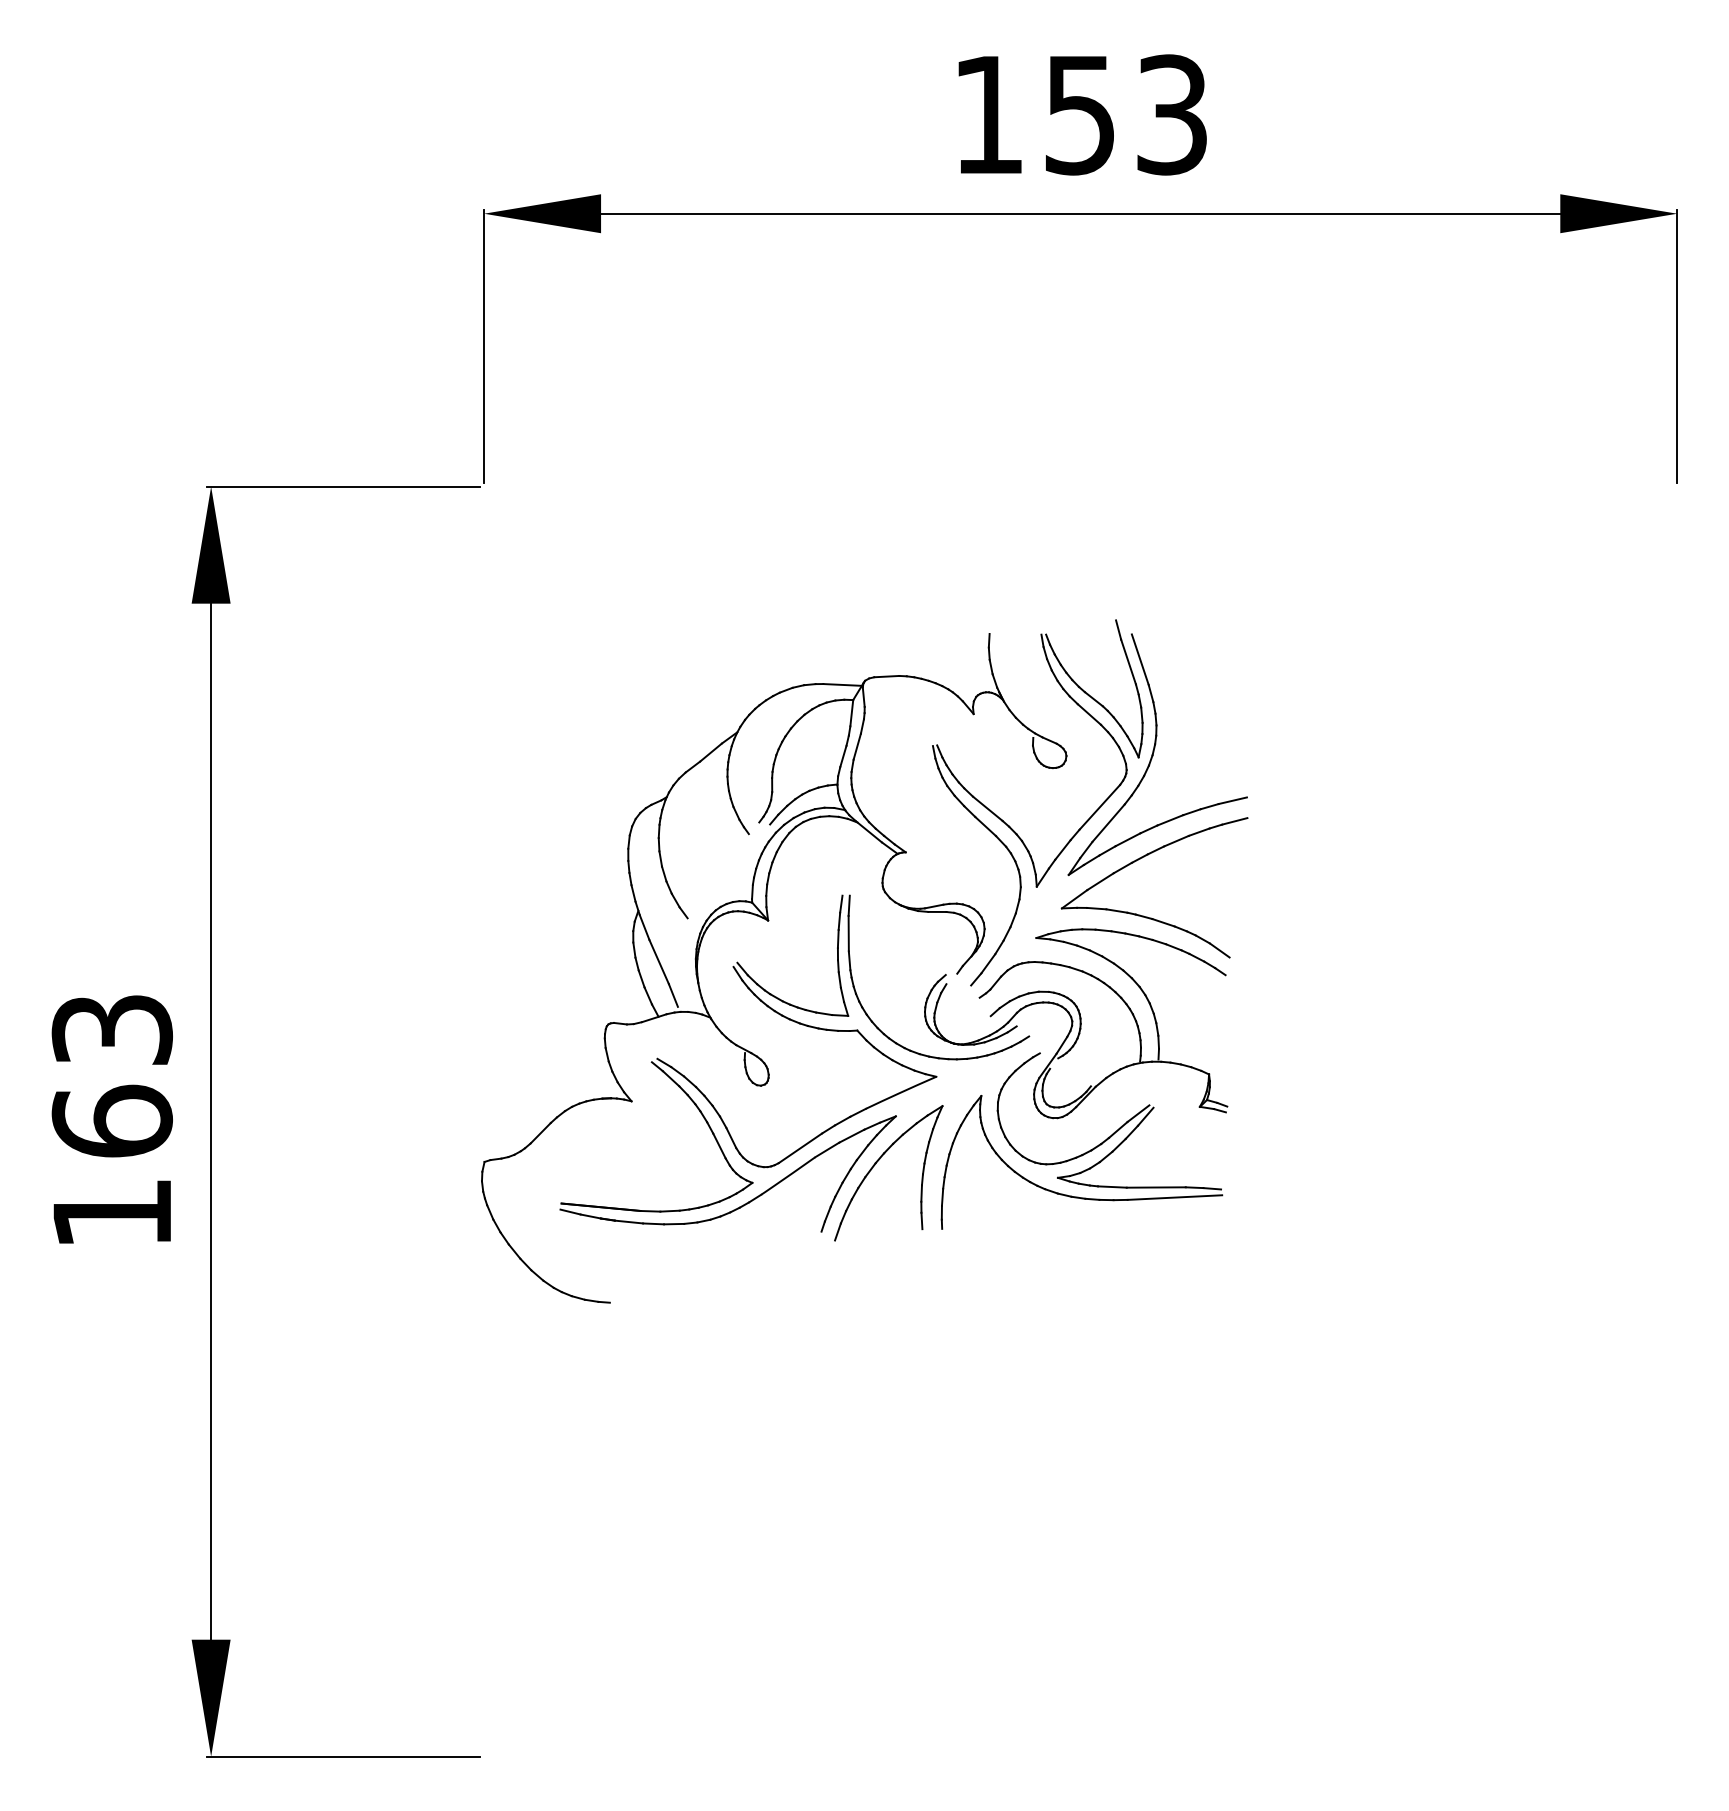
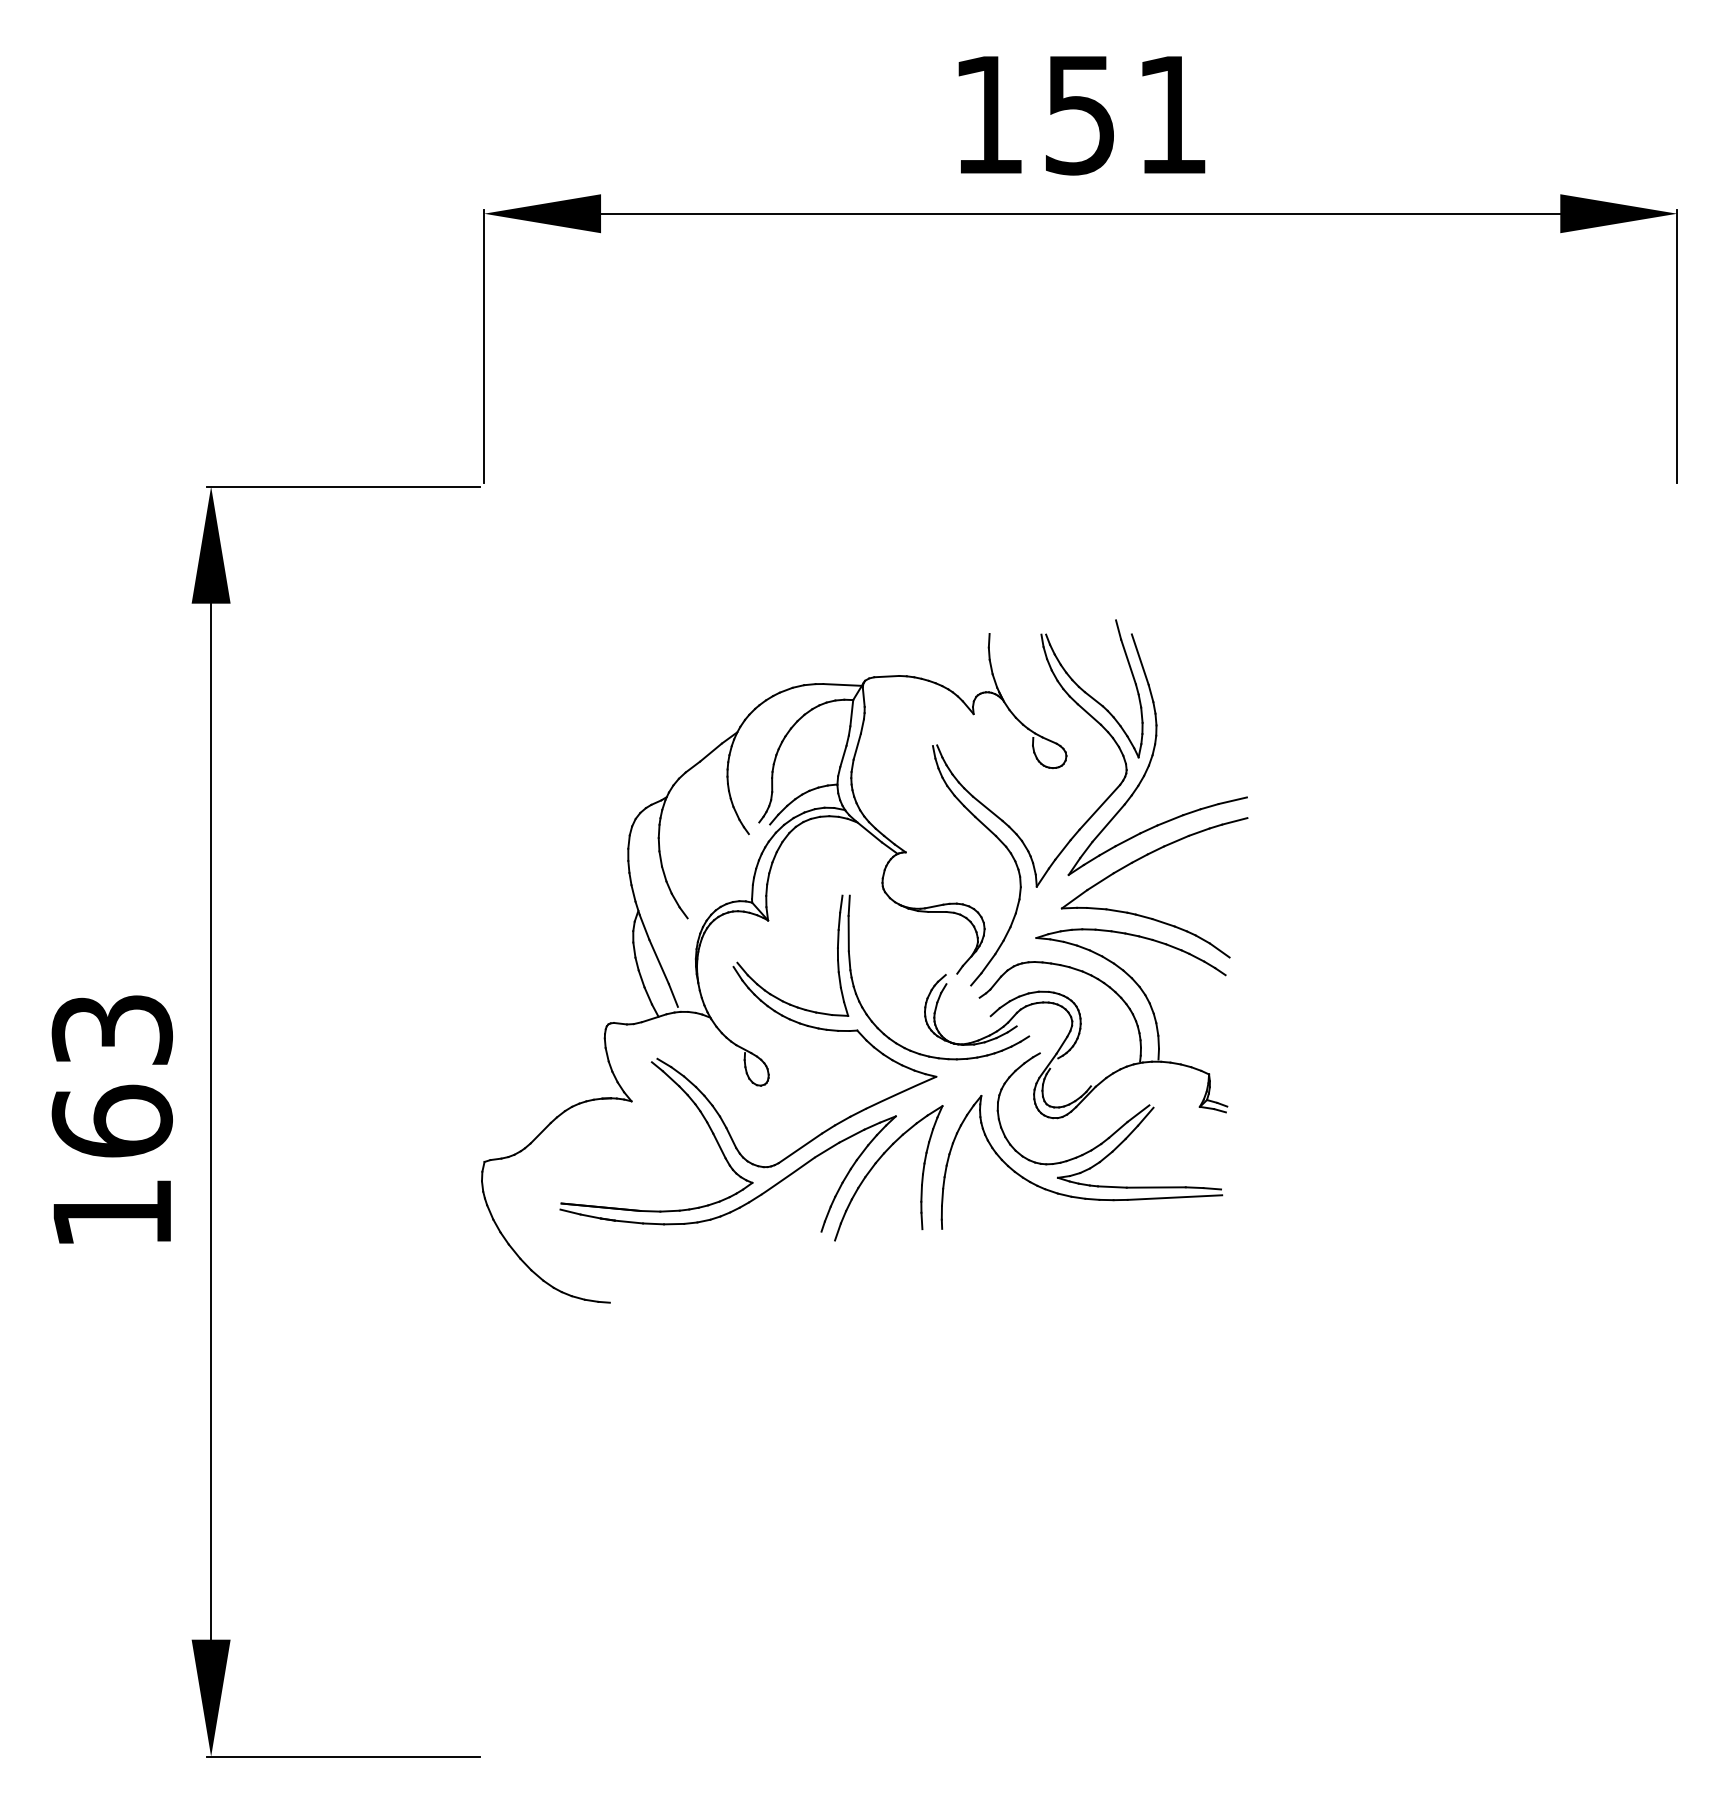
text: 153 -> 151 (1171, 114)
